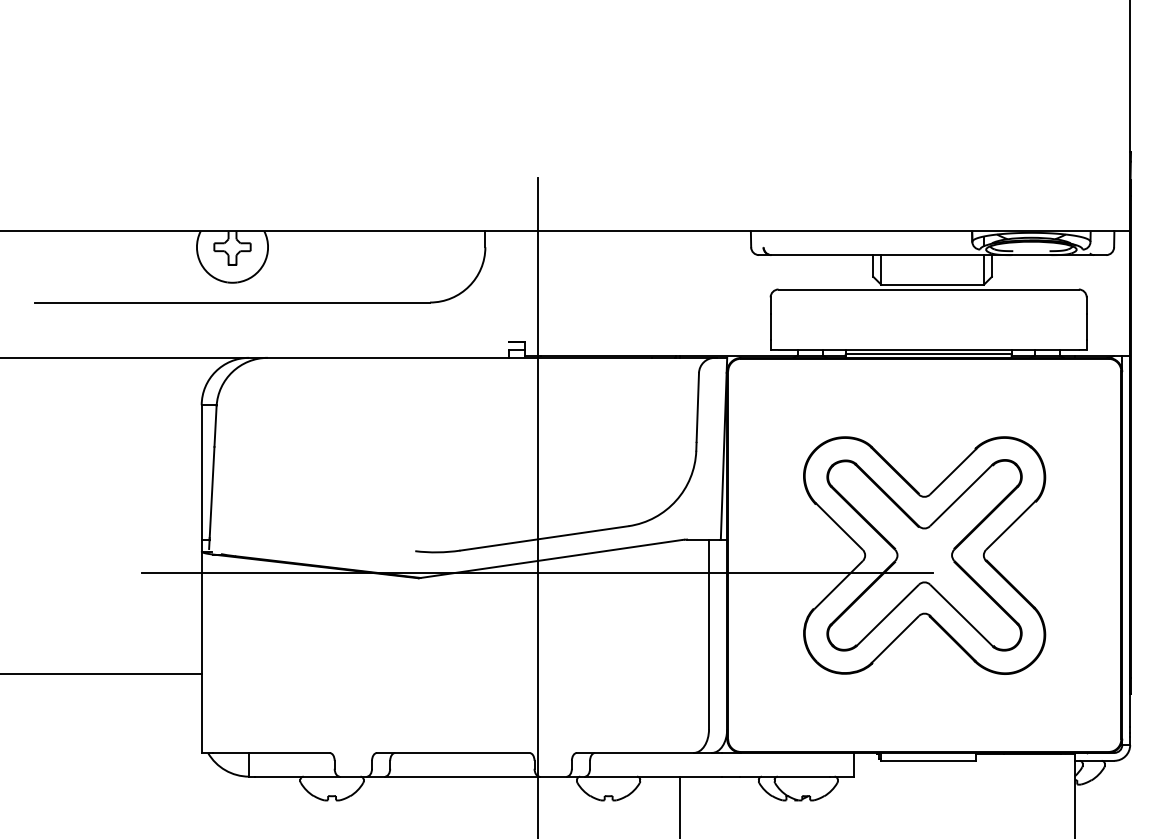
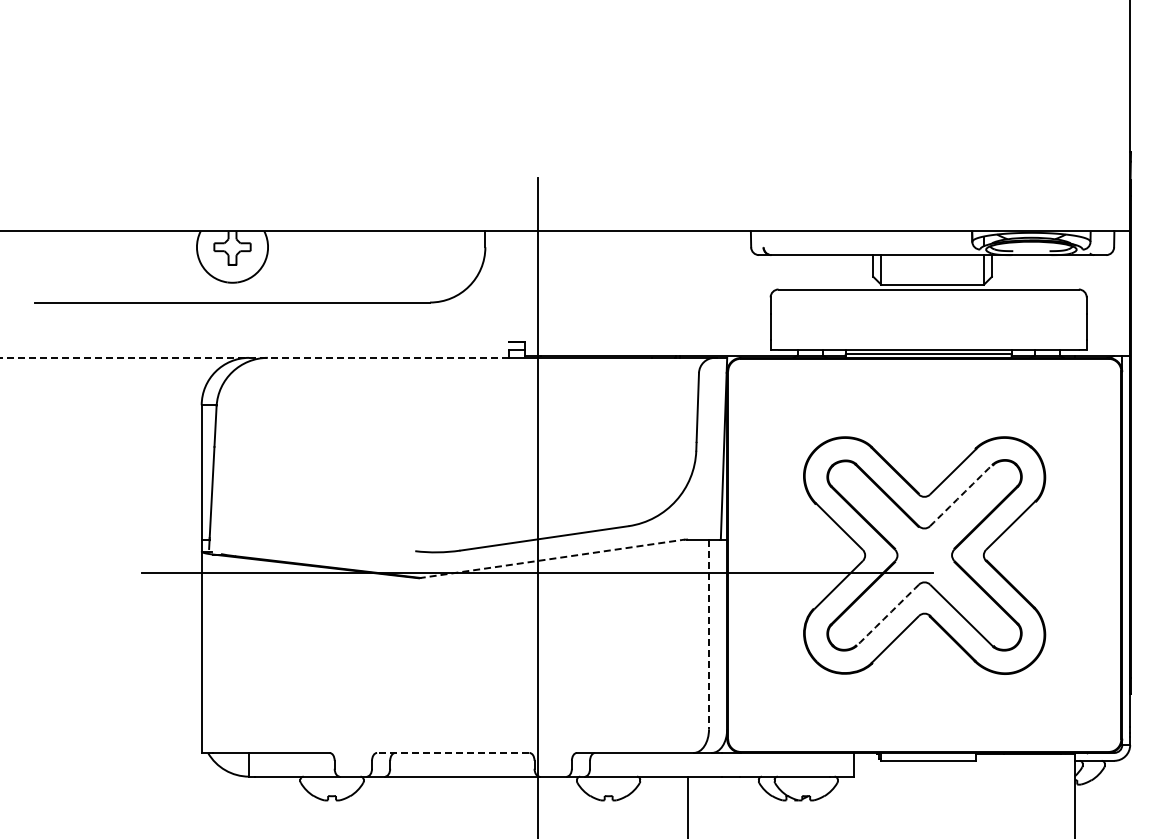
line: solid -> dashed (254, 357)
arc: solid -> dashed (961, 495)
line: solid -> dashed (550, 559)
arc: solid -> dashed (887, 615)
line: solid -> dashed (709, 634)
line: present -> none (101, 673)
line: solid -> dashed (452, 752)
line position: (679, 805) -> (687, 805) (687, 805)
